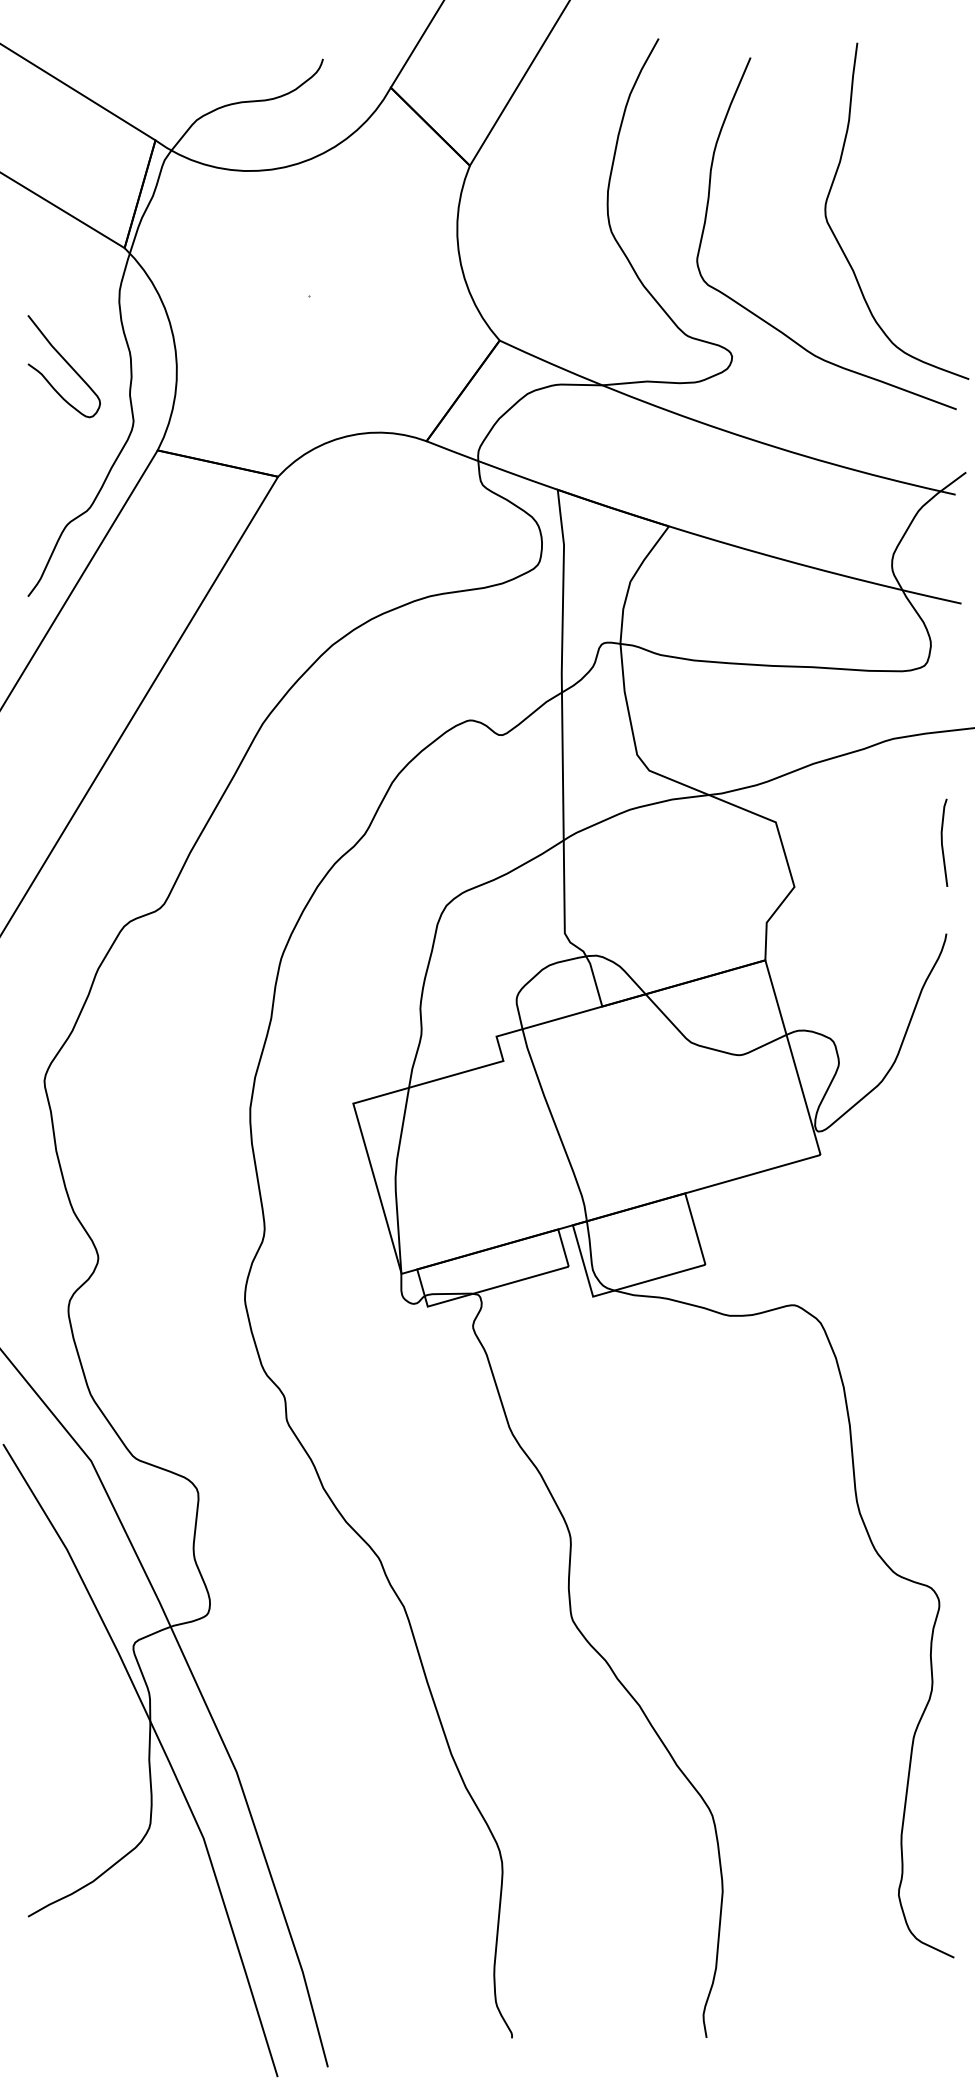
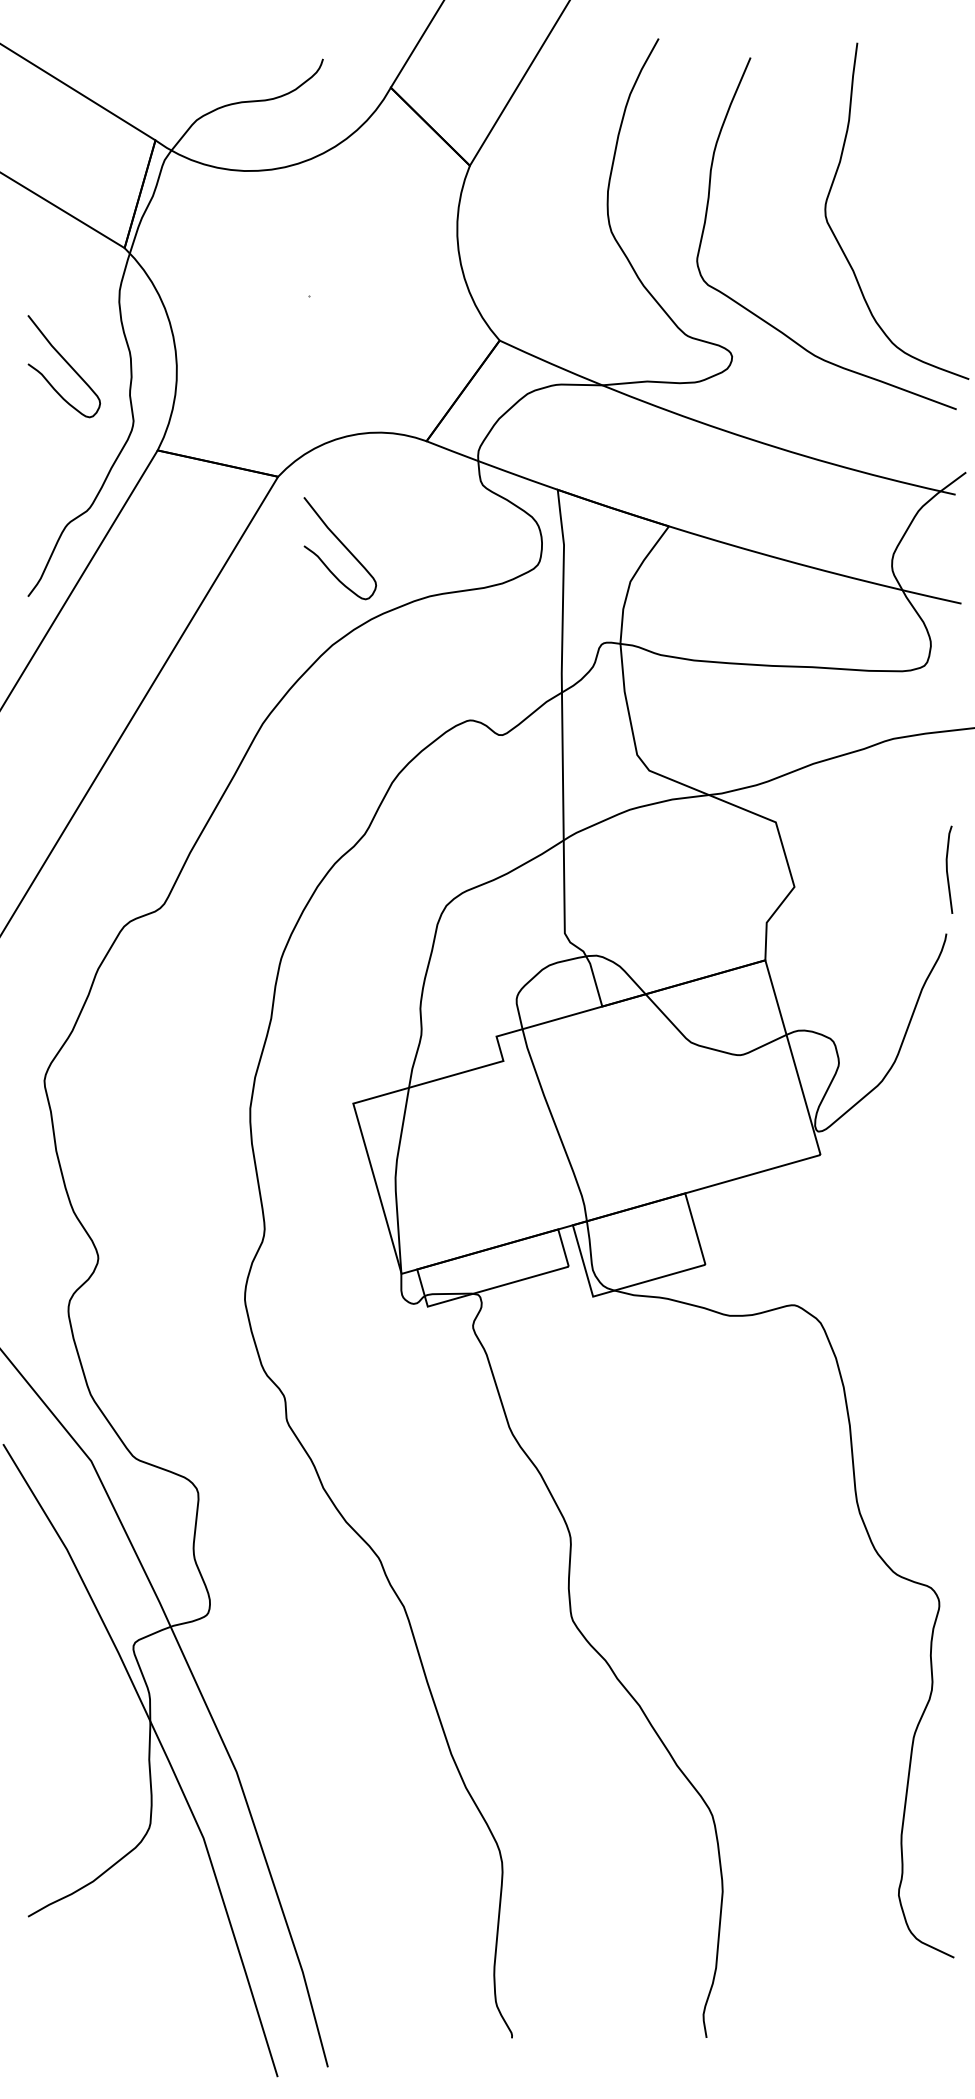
curve: none -> present (342, 545)
line position: (942, 842) -> (947, 869) (947, 869)
